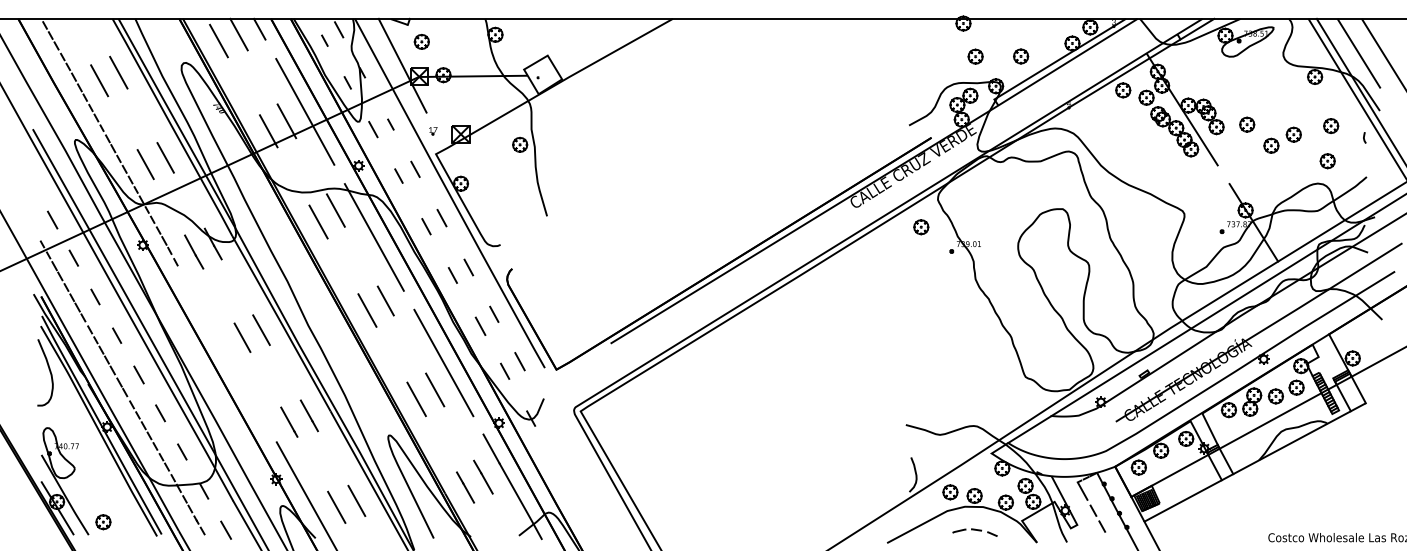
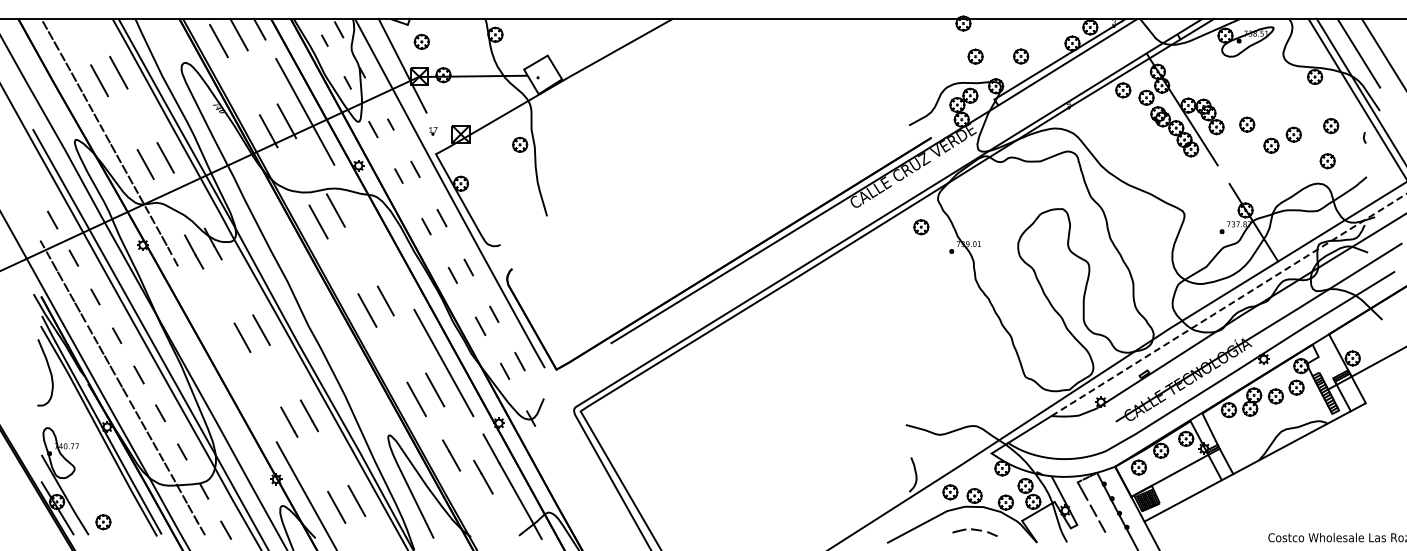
line: present -> none (373, 237)
line: solid -> dashed (1229, 304)
line: present -> none (1270, 420)
line position: (465, 487) -> (451, 455) (451, 455)
